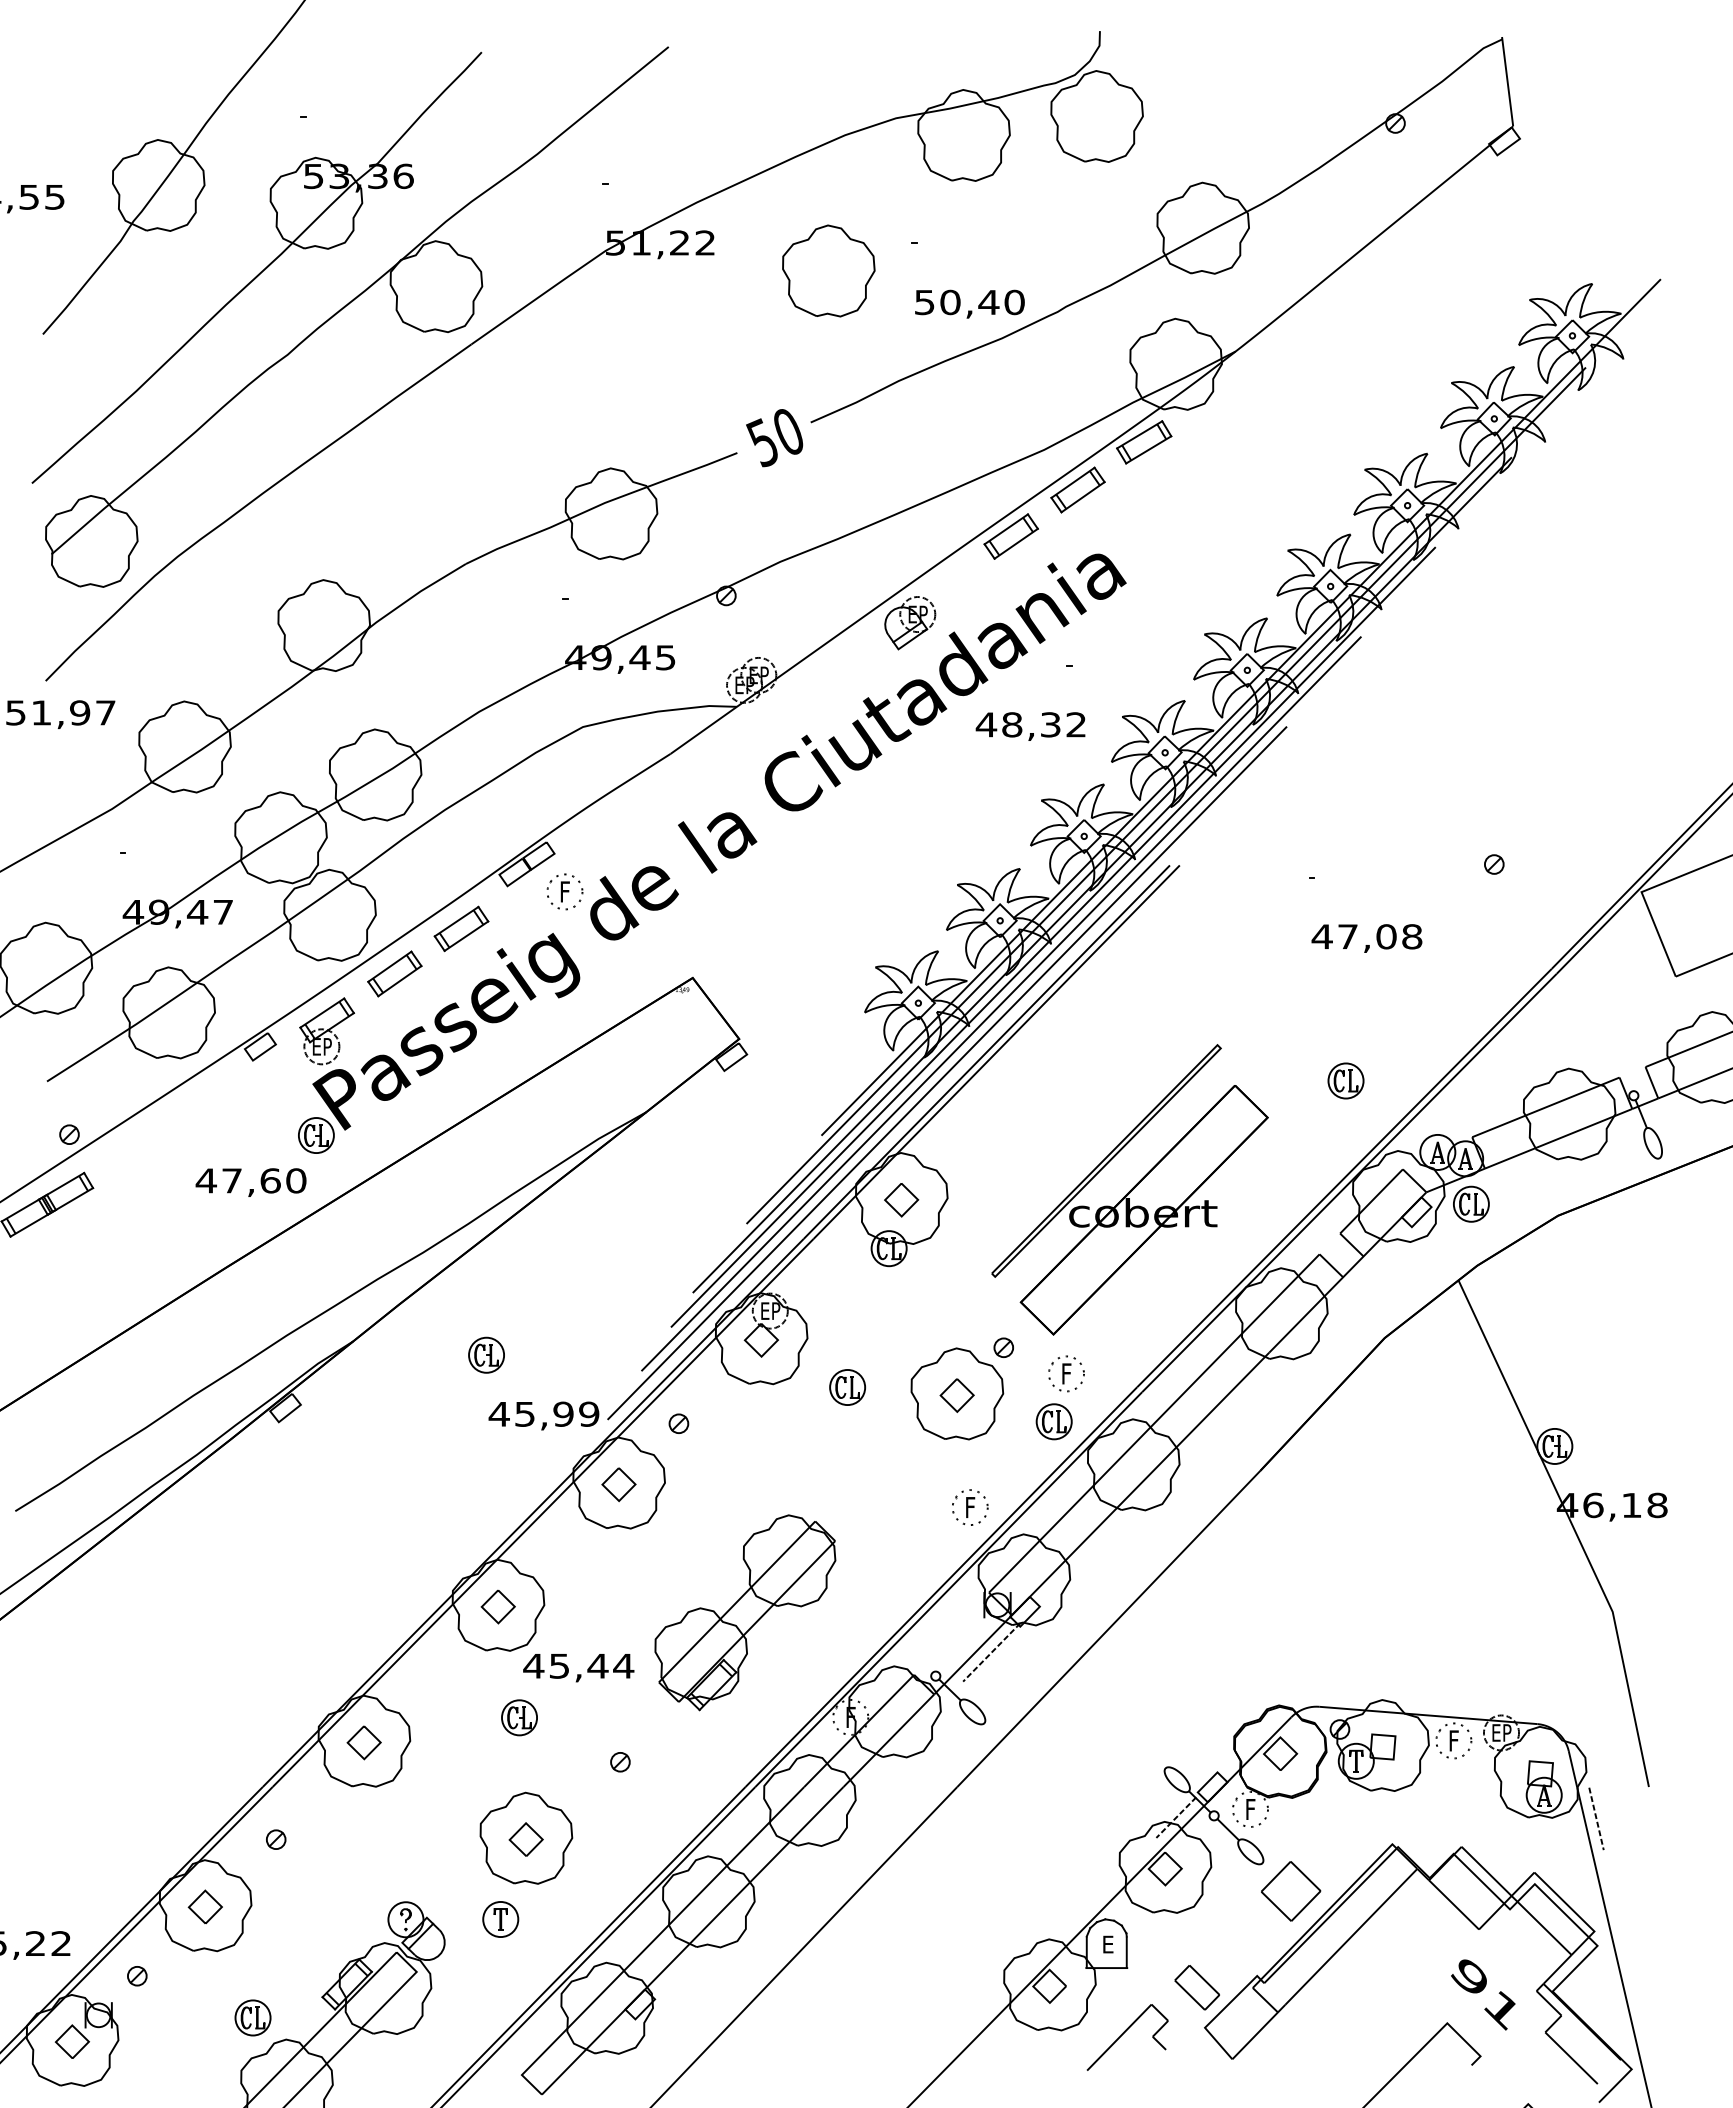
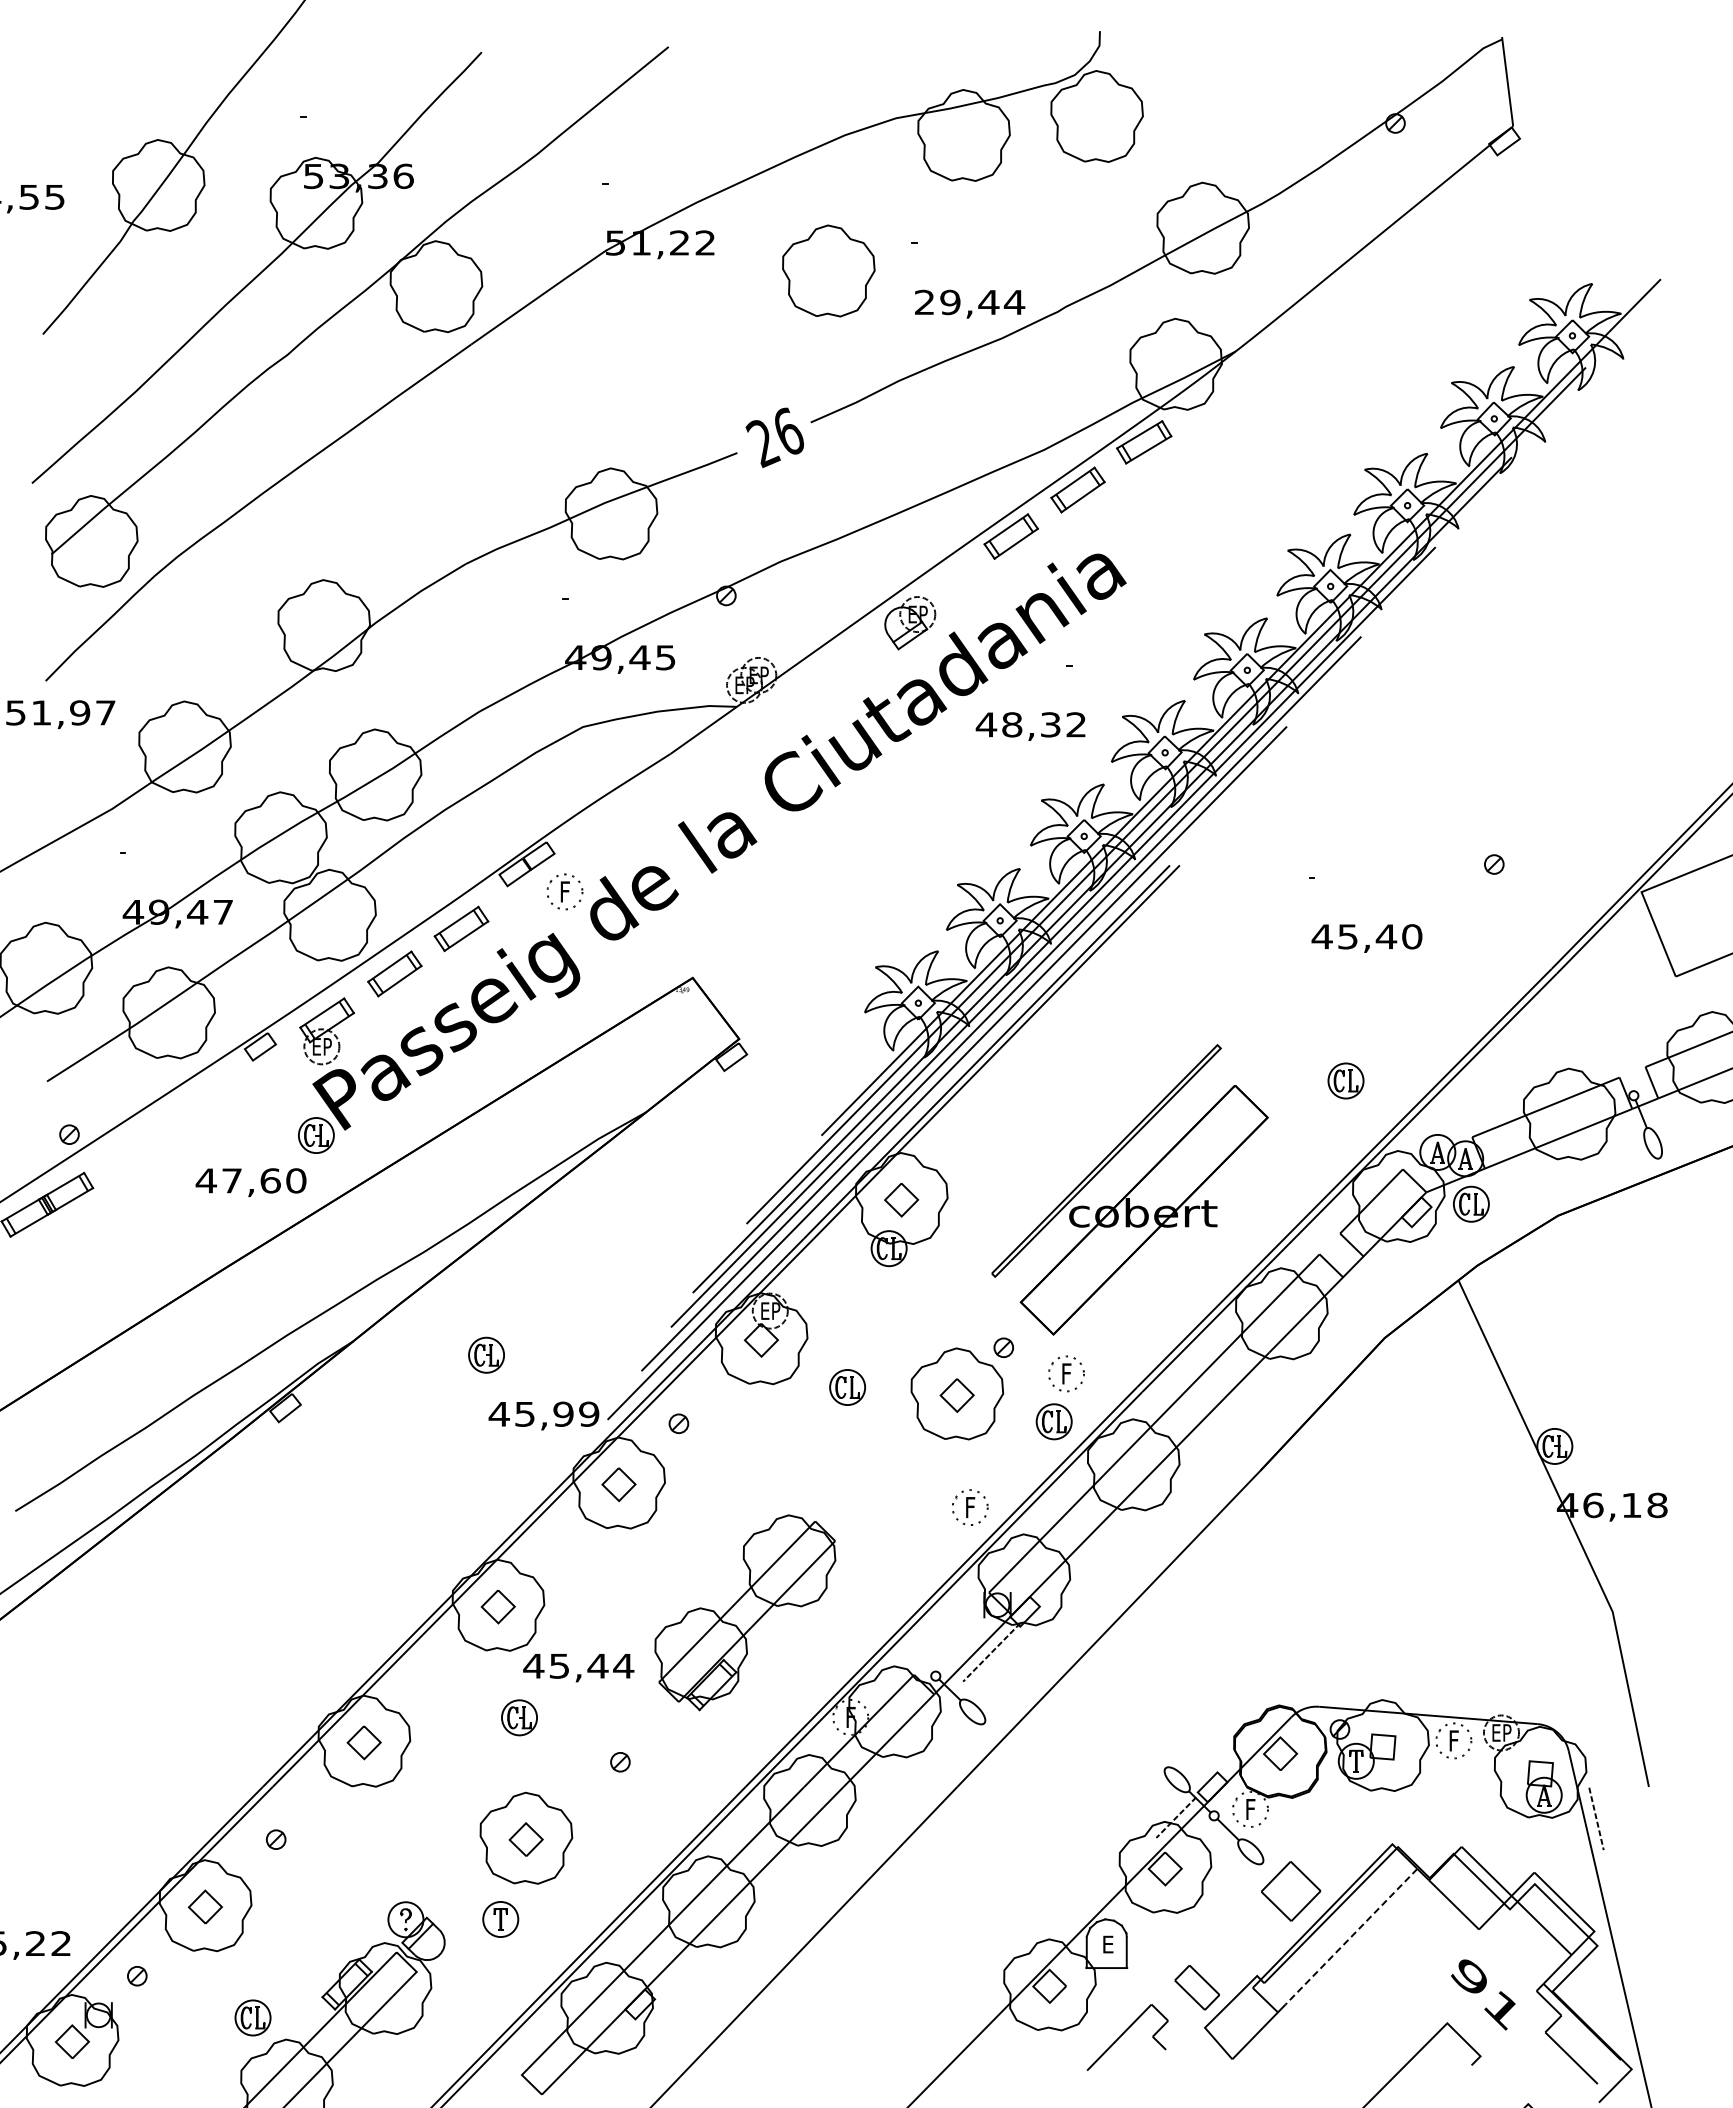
text: 50,40 -> 29,44 (970, 302)
text: 50 -> 26 (774, 437)
text: 47,08 -> 45,40 (1380, 936)
line: solid -> dashed (1351, 1936)
